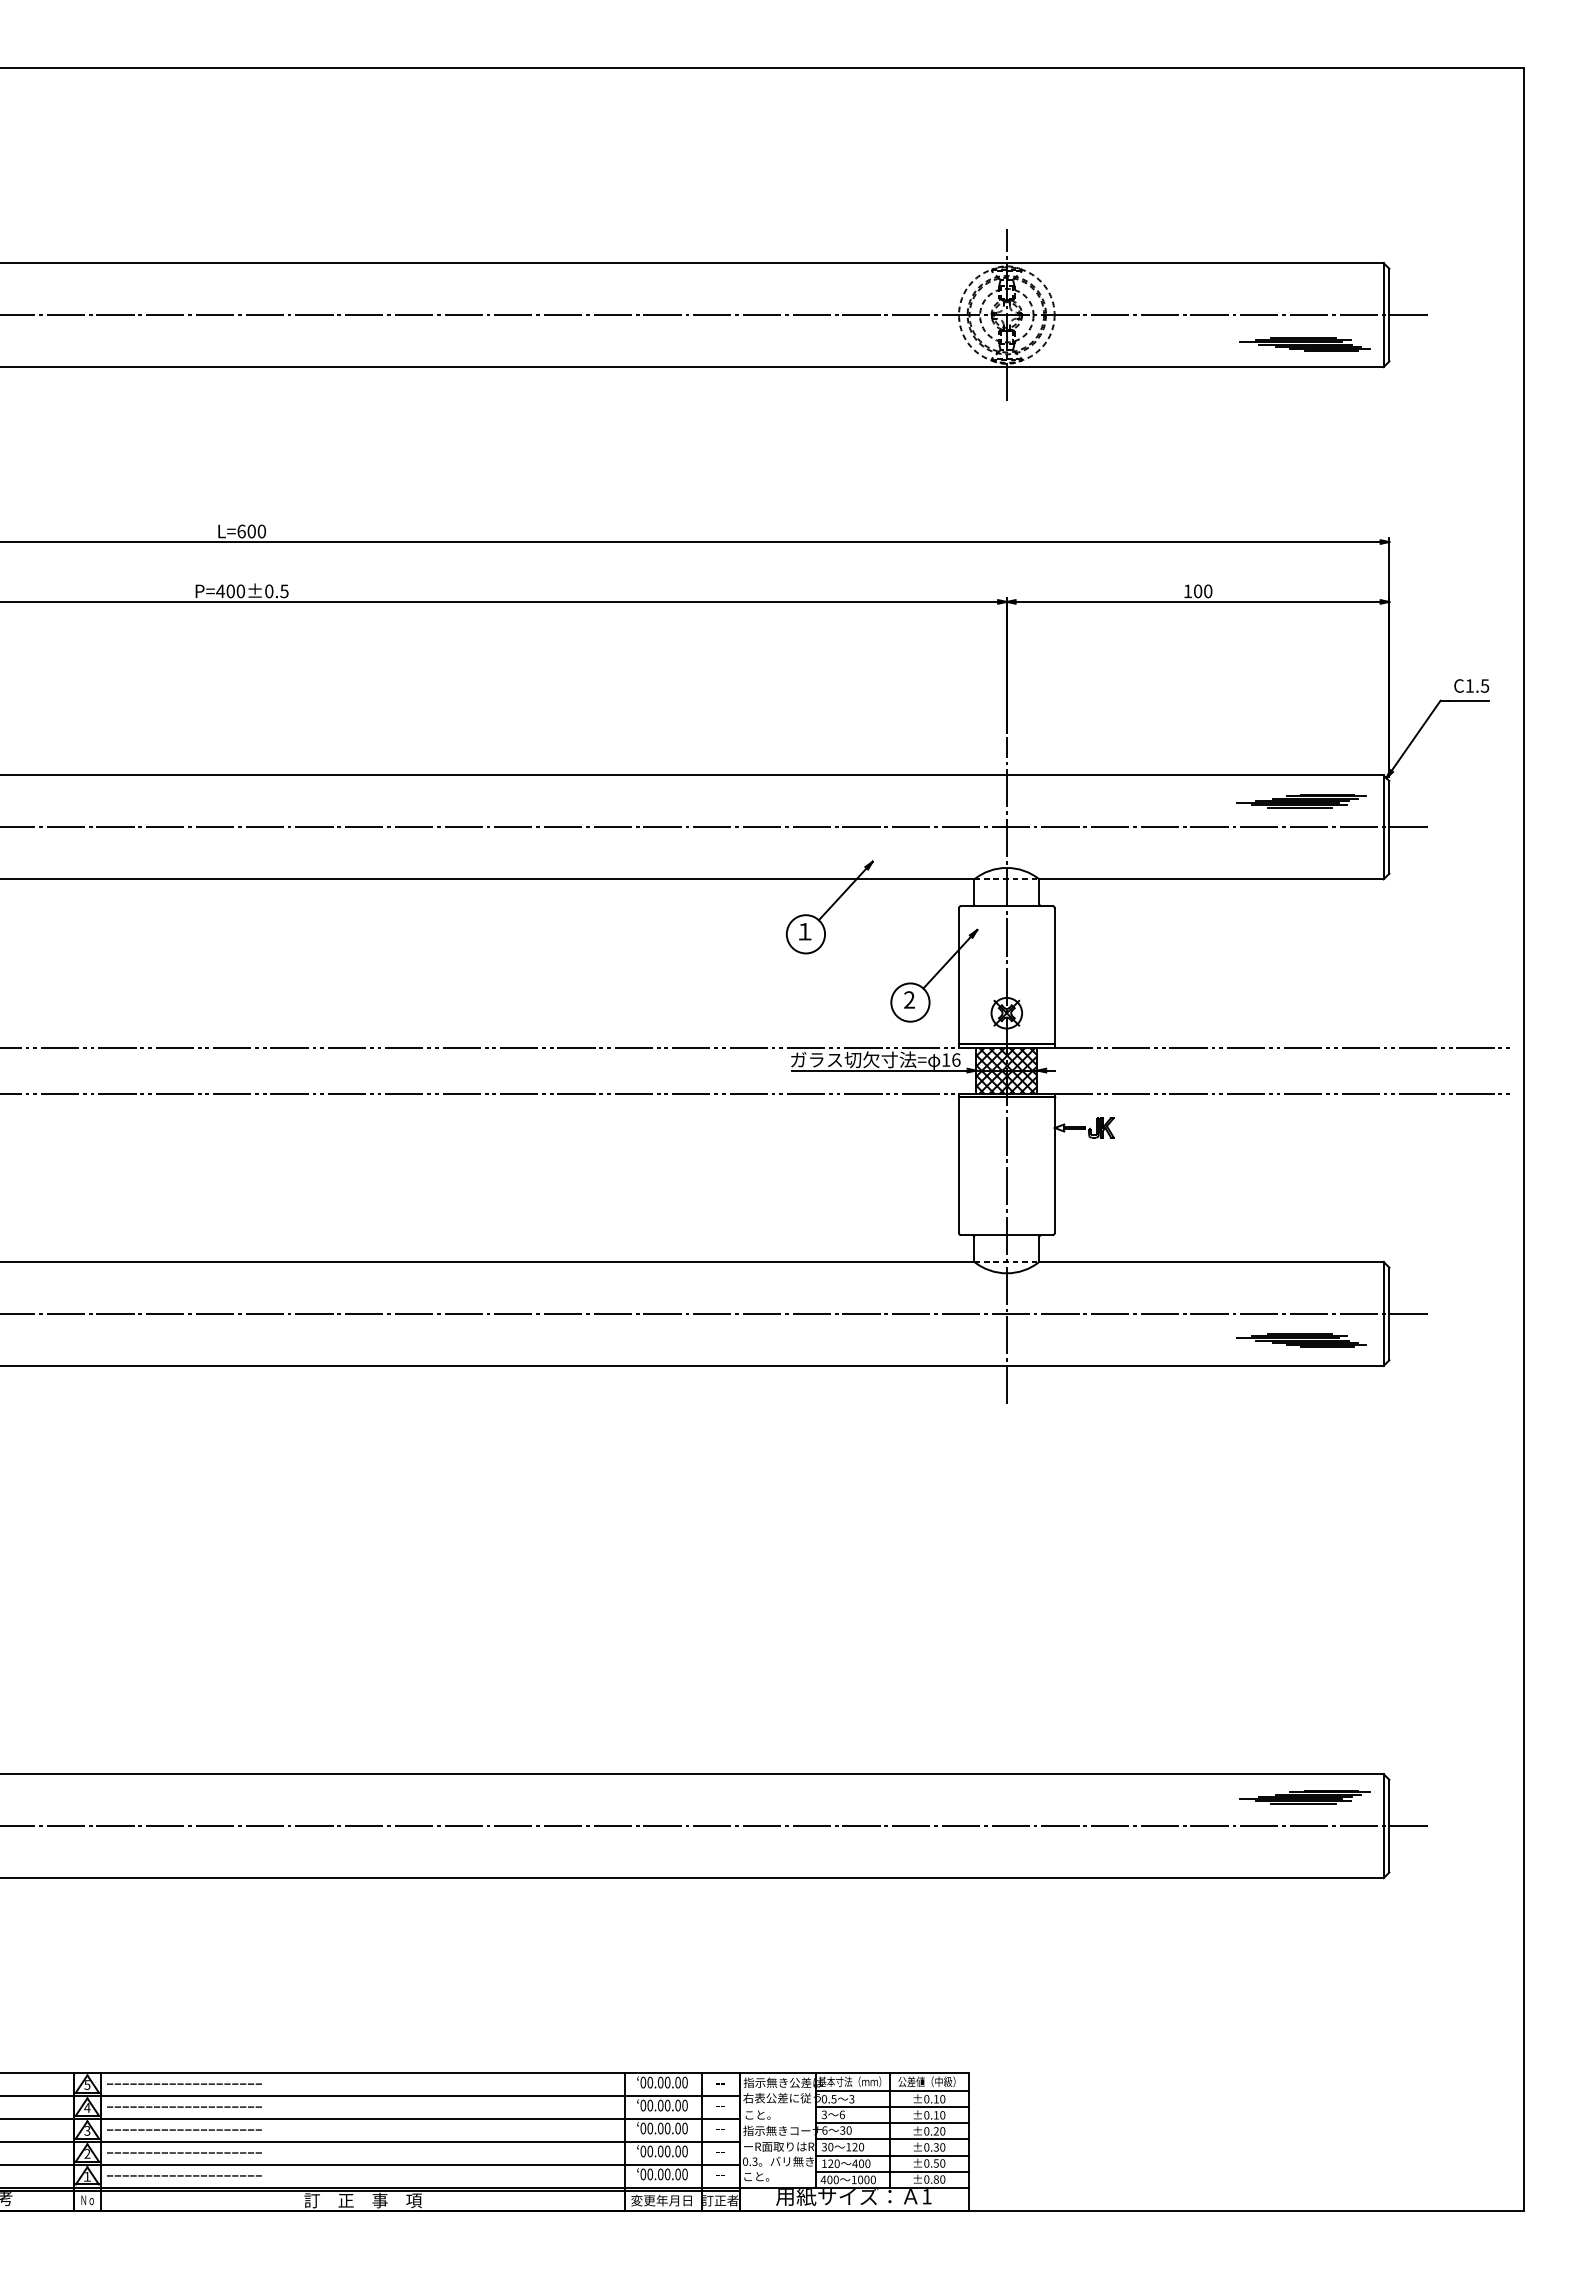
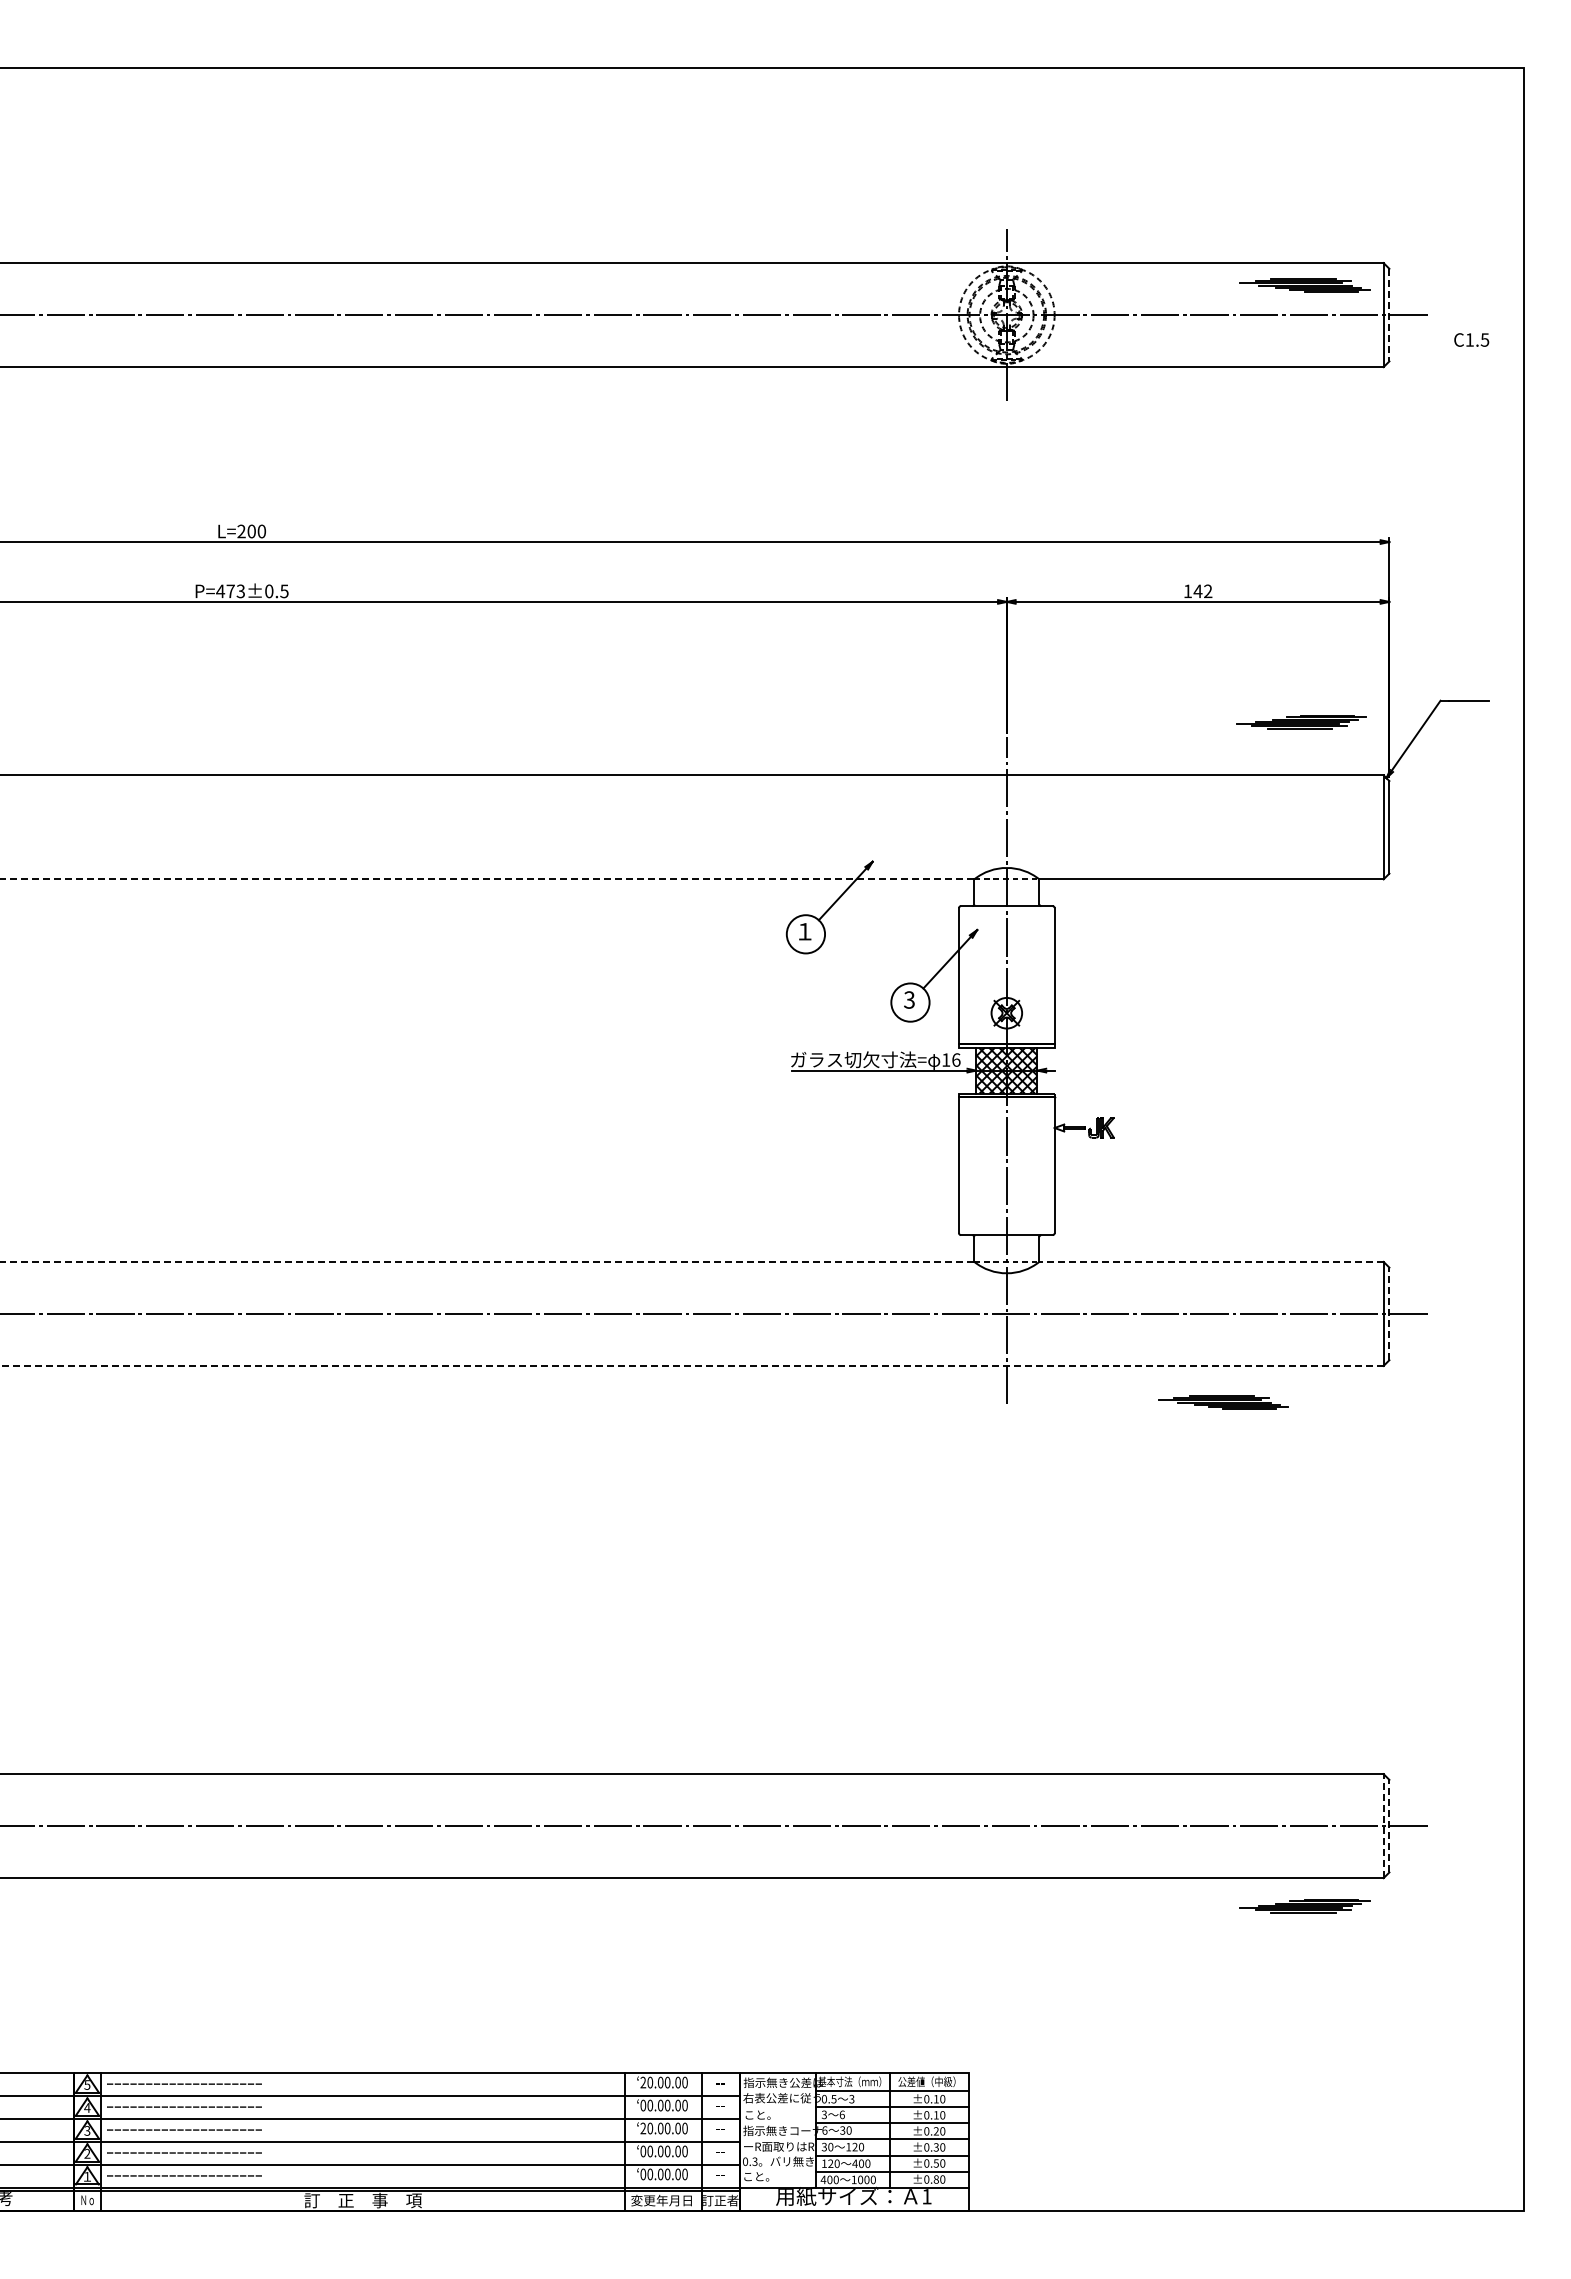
line: solid -> dashed (1389, 315)
part position: (1304, 344) -> (1304, 285) (1304, 285)
text: L=600 -> L=200 (241, 531)
text: P=400±0.5 -> P=473±0.5 (235, 591)
text: 100 -> 142 (1202, 591)
text position: (1471, 685) -> (1471, 339) (1471, 339)
part position: (1301, 801) -> (1301, 722) (1301, 722)
line: present -> none (714, 827)
line: solid -> dashed (487, 879)
text: 2 -> 3 (909, 999)
line: present -> none (480, 1047)
line: present -> none (1283, 1047)
line: present -> none (480, 1093)
line: present -> none (1283, 1093)
line: solid -> dashed (487, 1261)
line: solid -> dashed (1211, 1261)
line: solid -> dashed (1389, 1313)
part position: (1301, 1340) -> (1223, 1402) (1223, 1402)
line: solid -> dashed (691, 1365)
part position: (1304, 1797) -> (1304, 1906) (1304, 1906)
line: solid -> dashed (1383, 1825)
line: solid -> dashed (1389, 1825)
text: 00.00.00 -> 20.00.00 (643, 2082)
text: 00.00.00 -> 20.00.00 (643, 2128)
